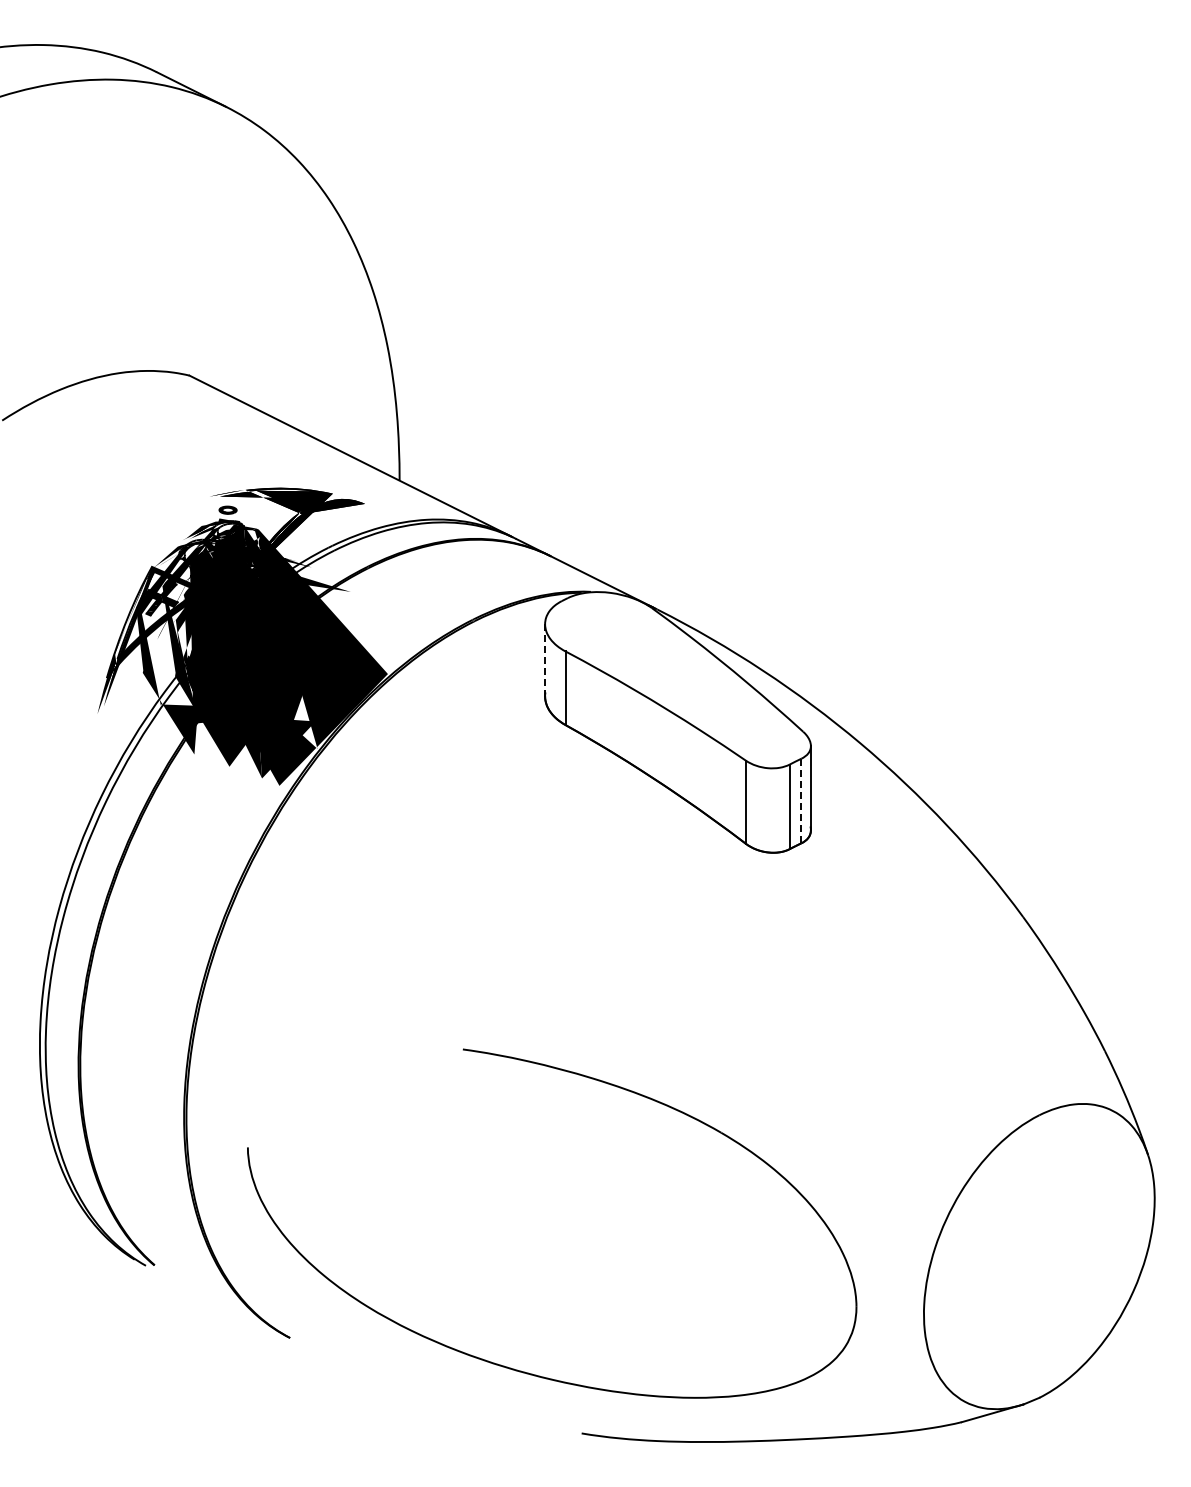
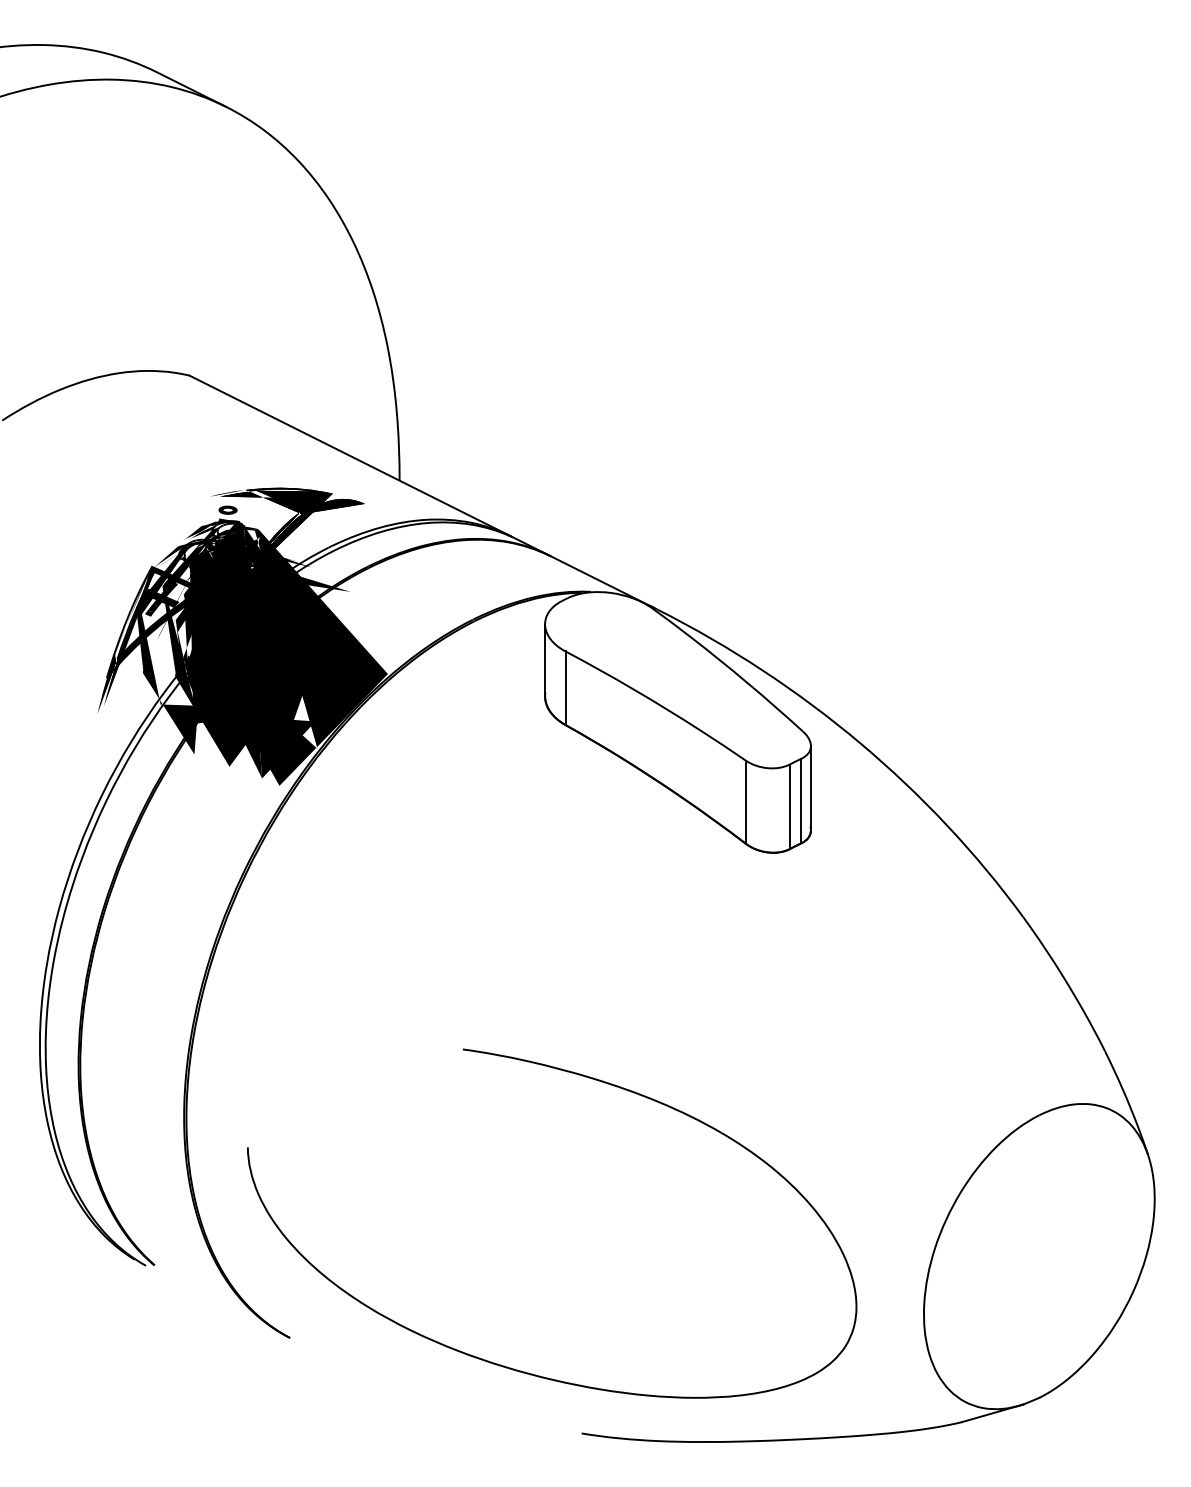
line: dashed -> solid (545, 660)
line: dashed -> solid (801, 800)
